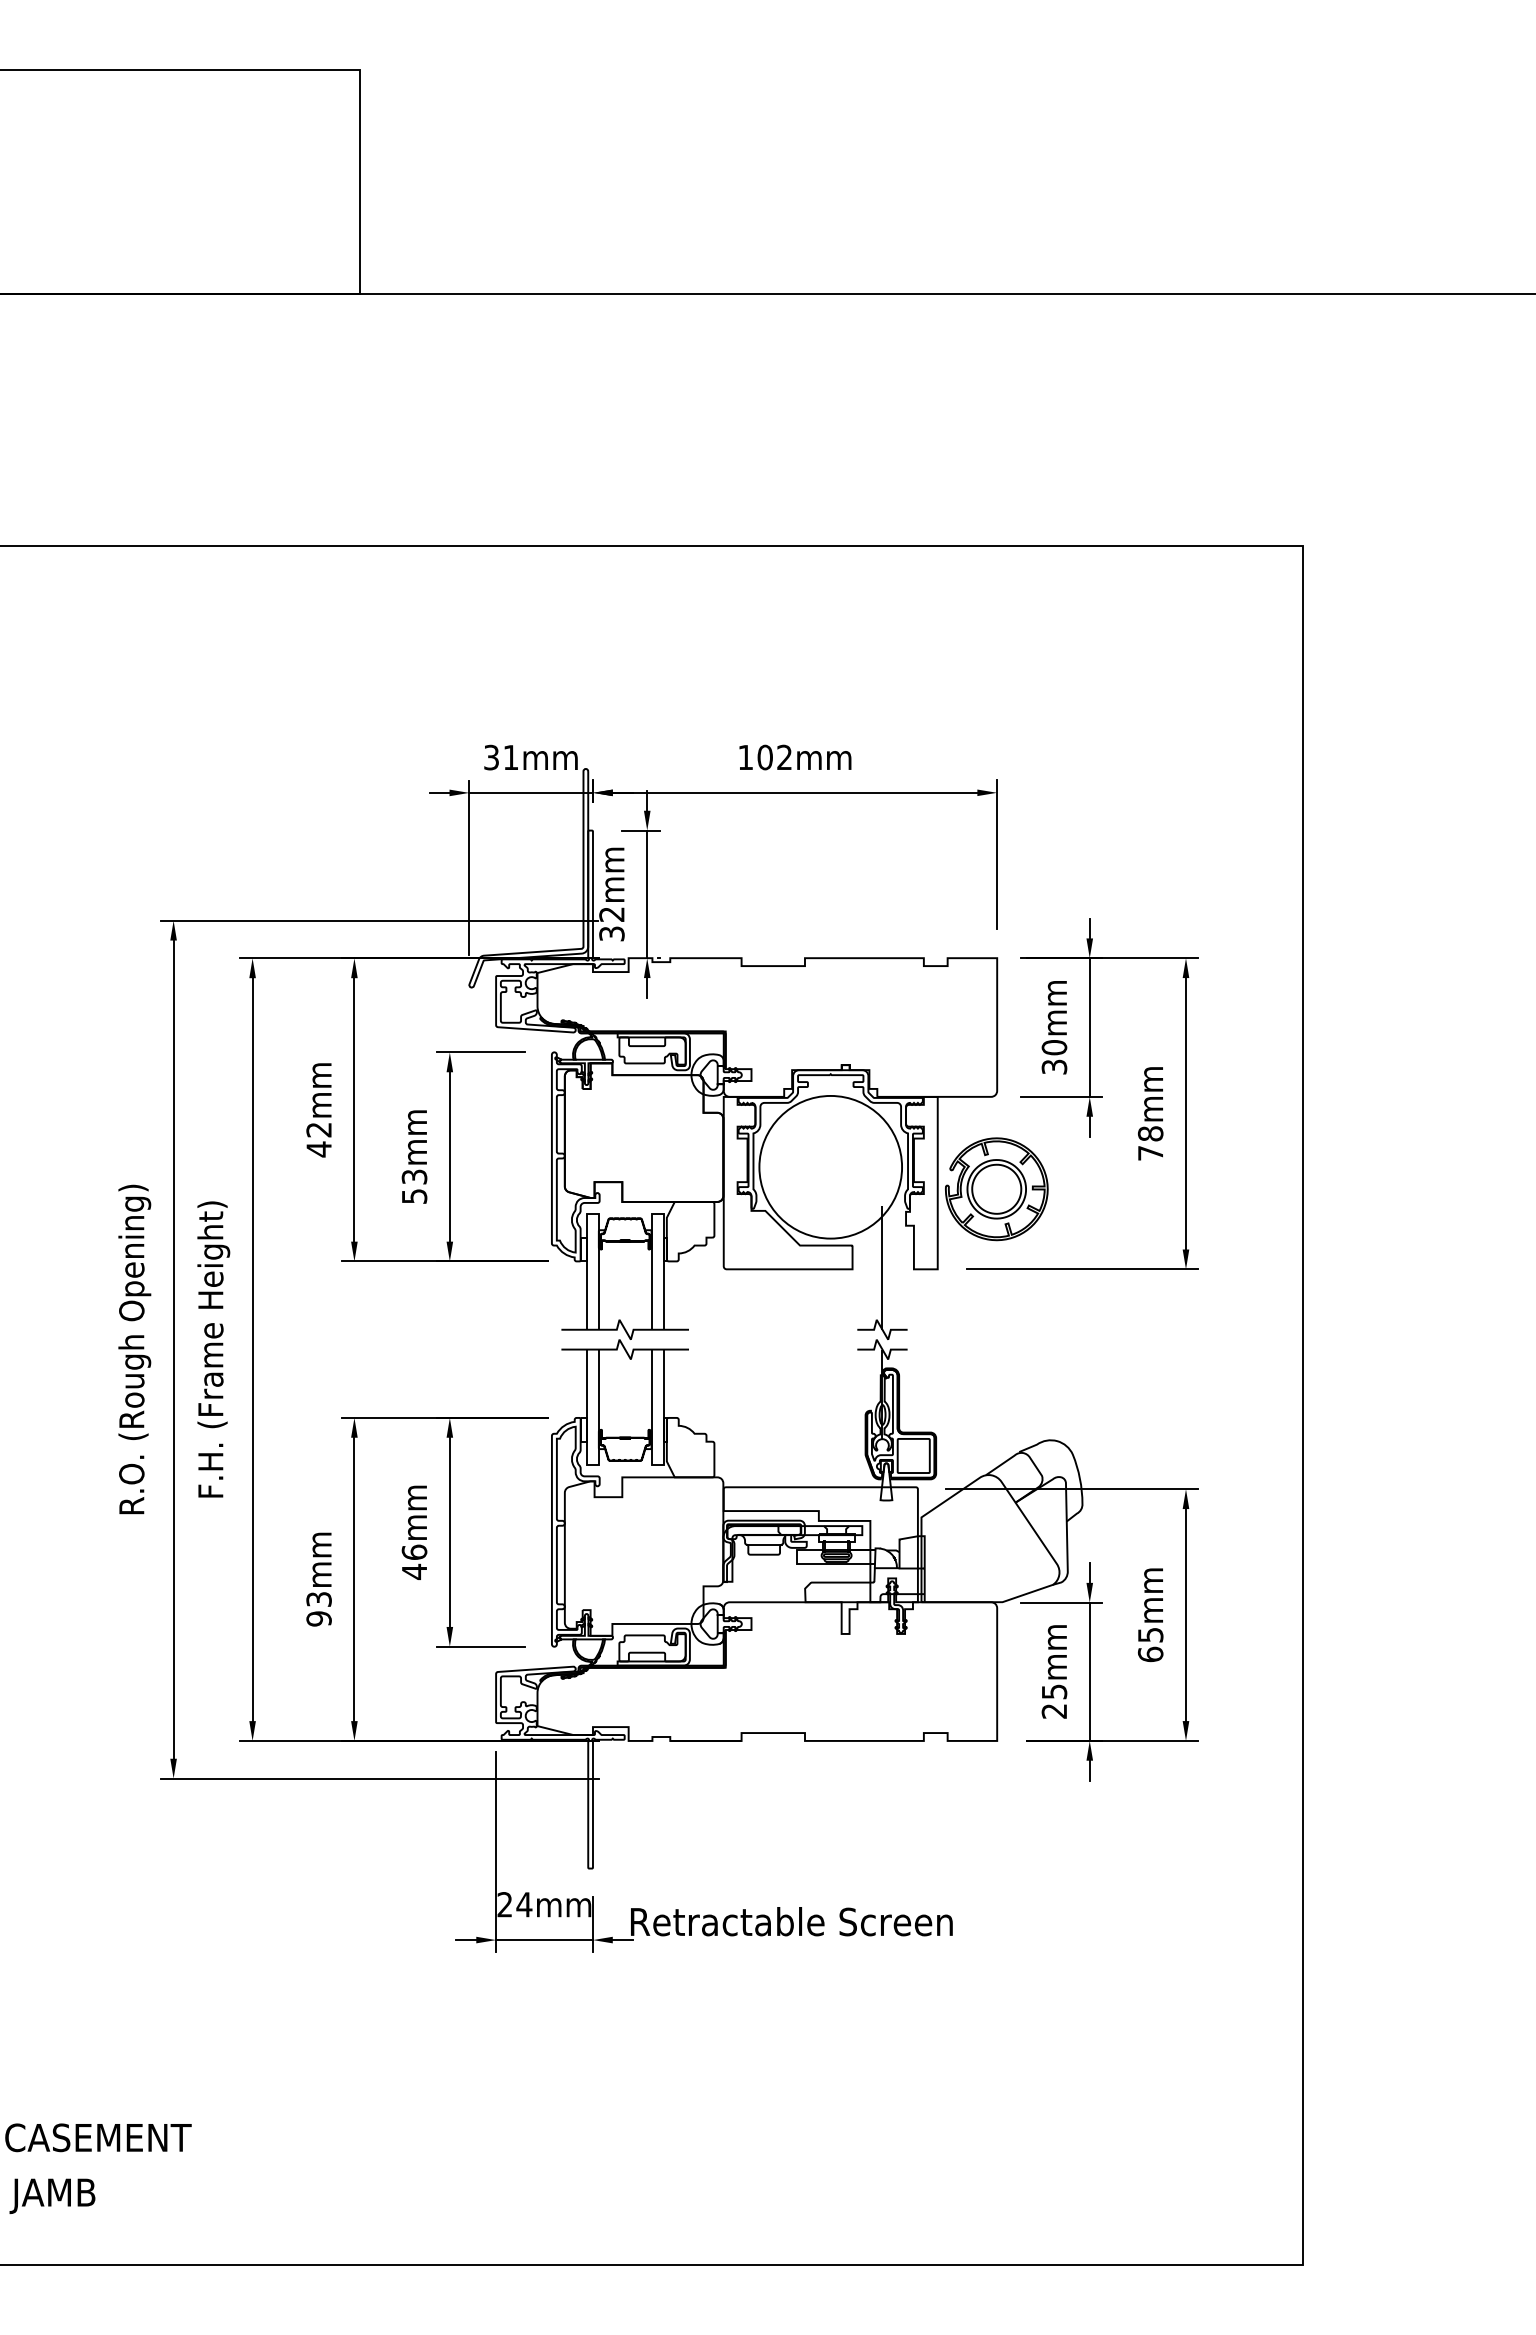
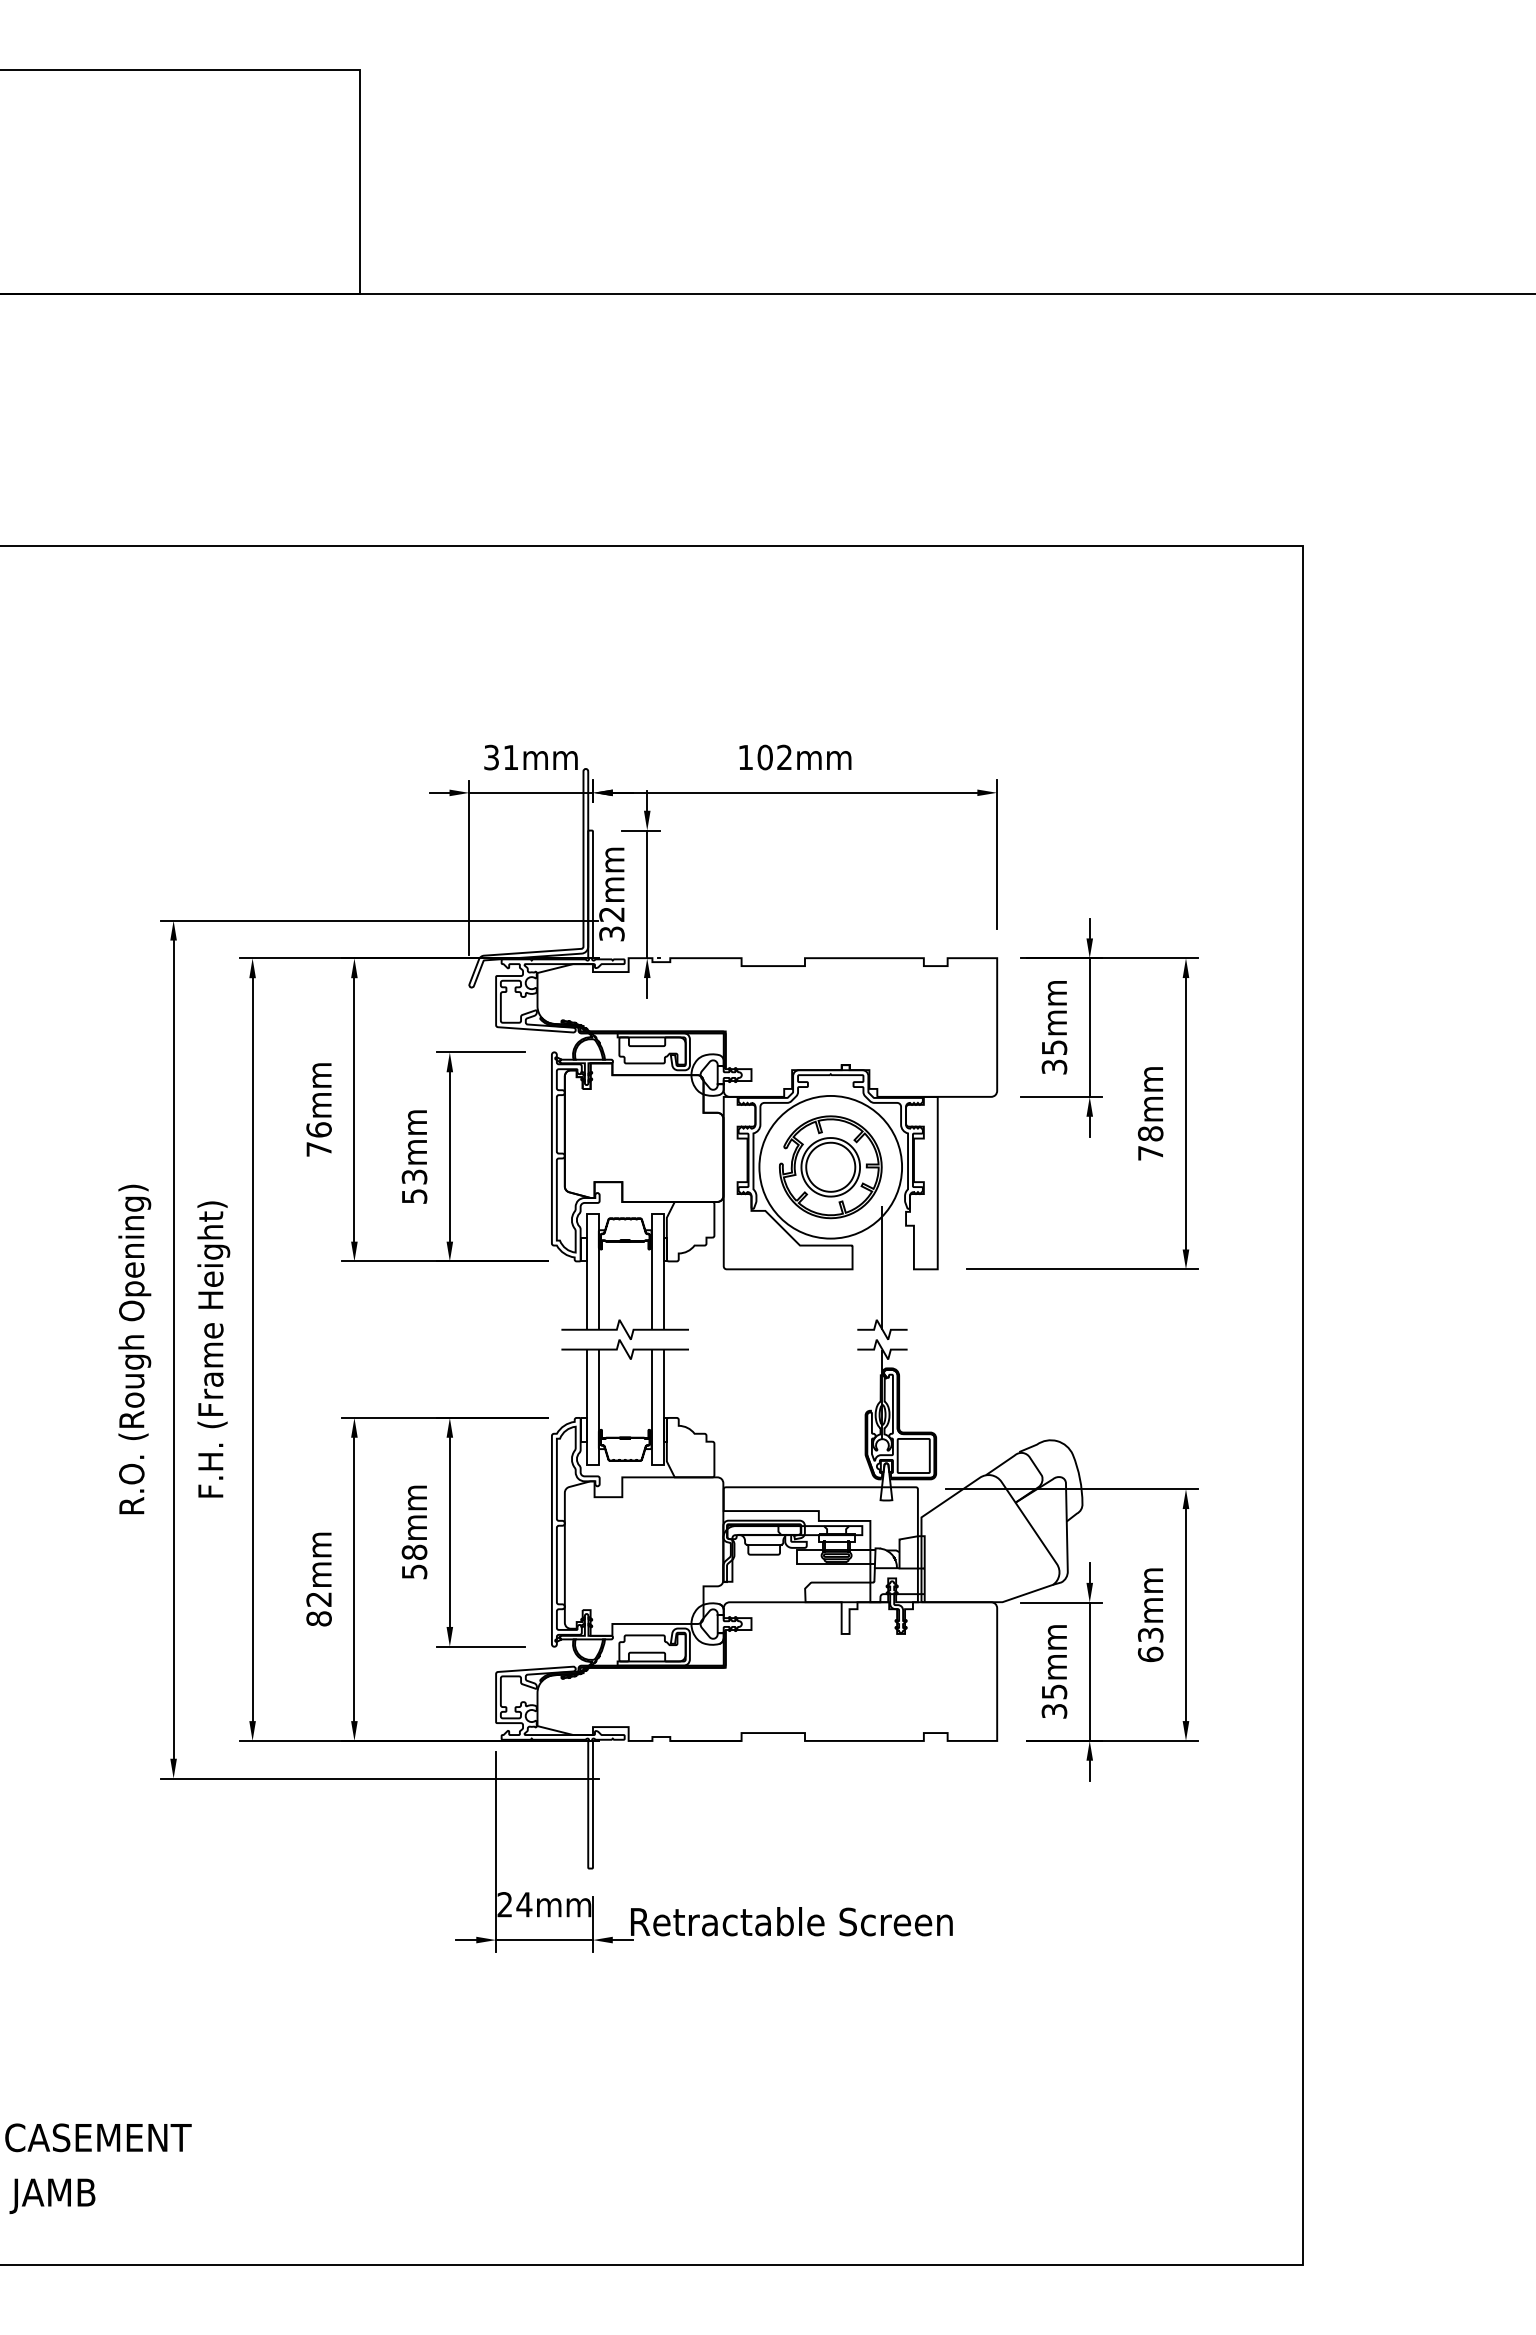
text: 30mm -> 35mm (1054, 1047)
text: 42mm -> 76mm (318, 1139)
part position: (996, 1189) -> (830, 1167) (830, 1167)
text: 46mm -> 58mm (414, 1561)
text: 93mm -> 82mm (318, 1609)
text: 65mm -> 63mm (1149, 1634)
text: 25mm -> 35mm (1054, 1711)
